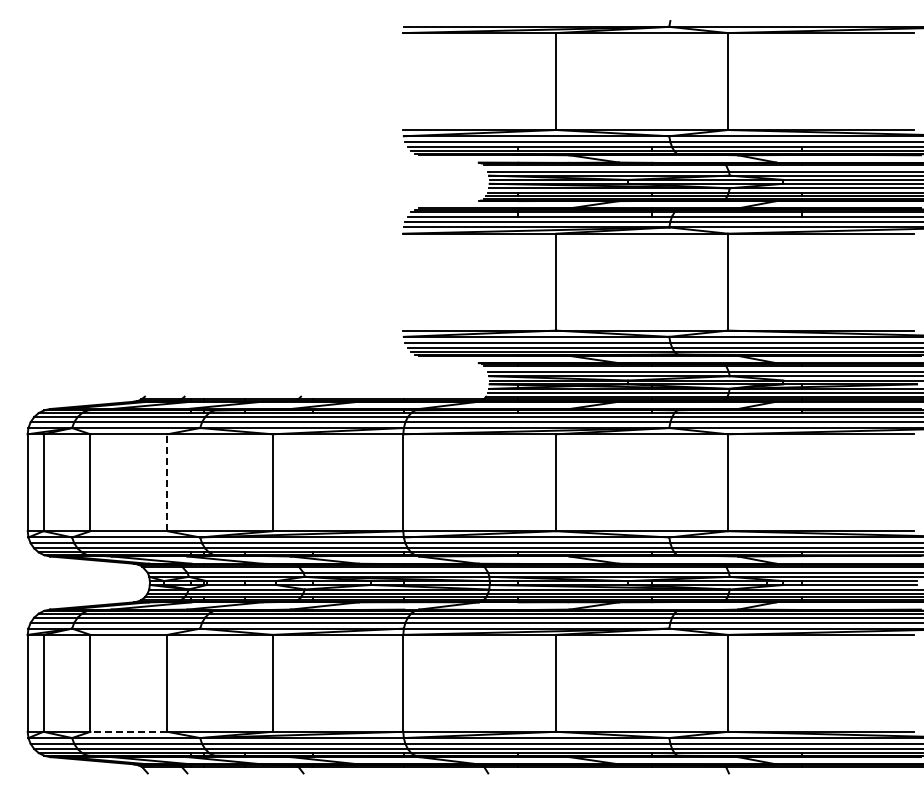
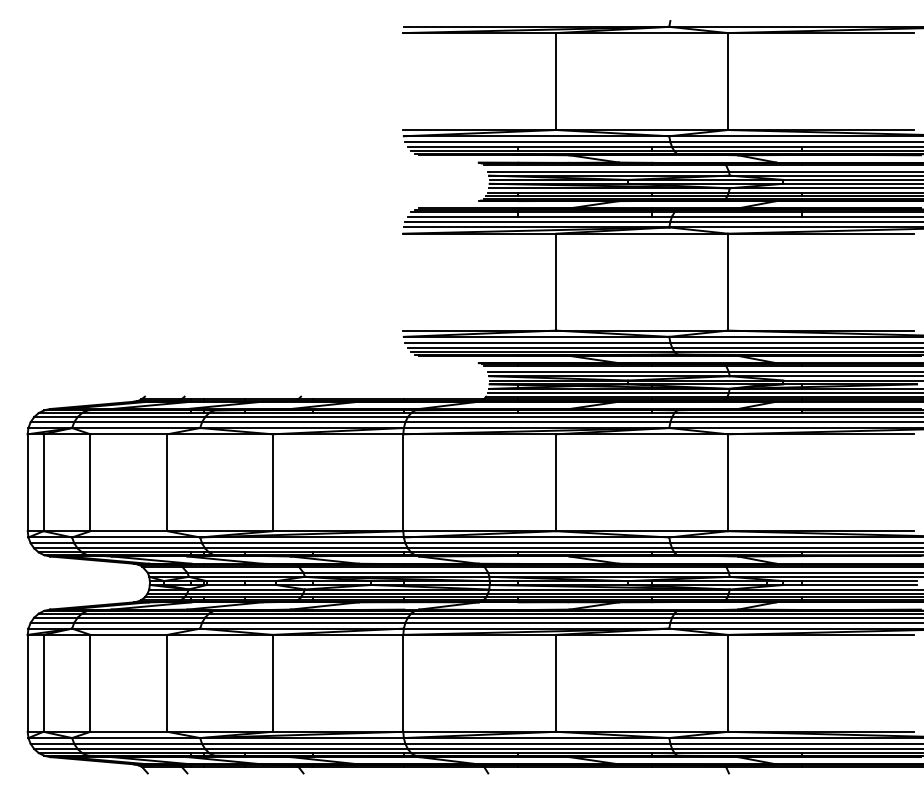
line: dashed -> solid (167, 482)
line: dashed -> solid (128, 731)
